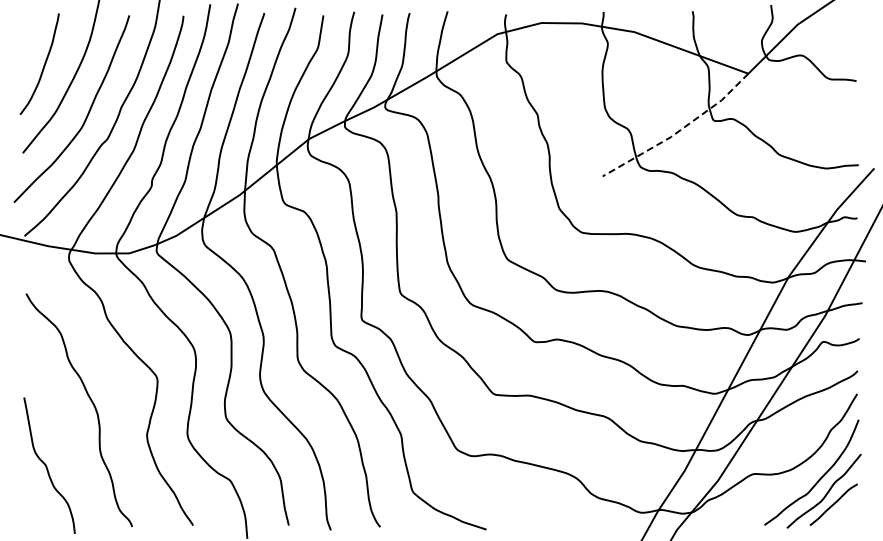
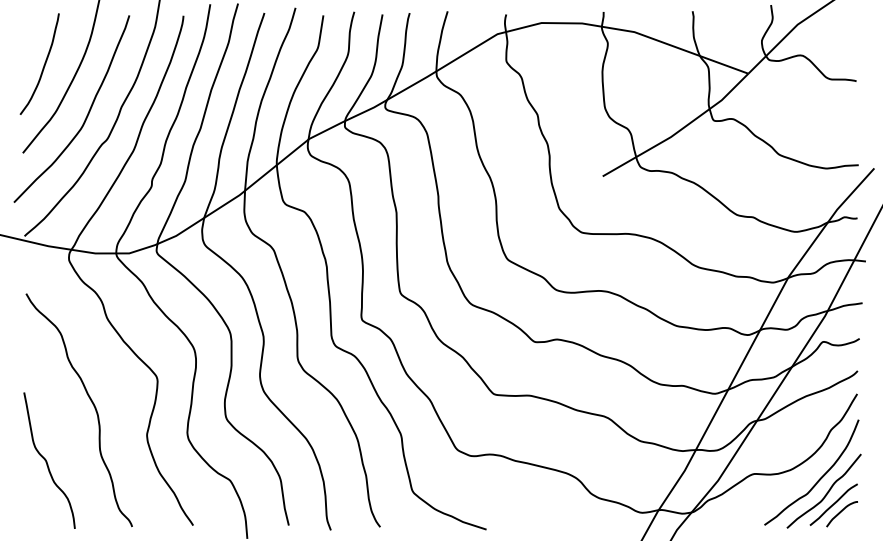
line: dashed -> solid (679, 130)
curve position: (47, 466) -> (47, 461) (47, 461)
curve: none -> present (840, 513)
